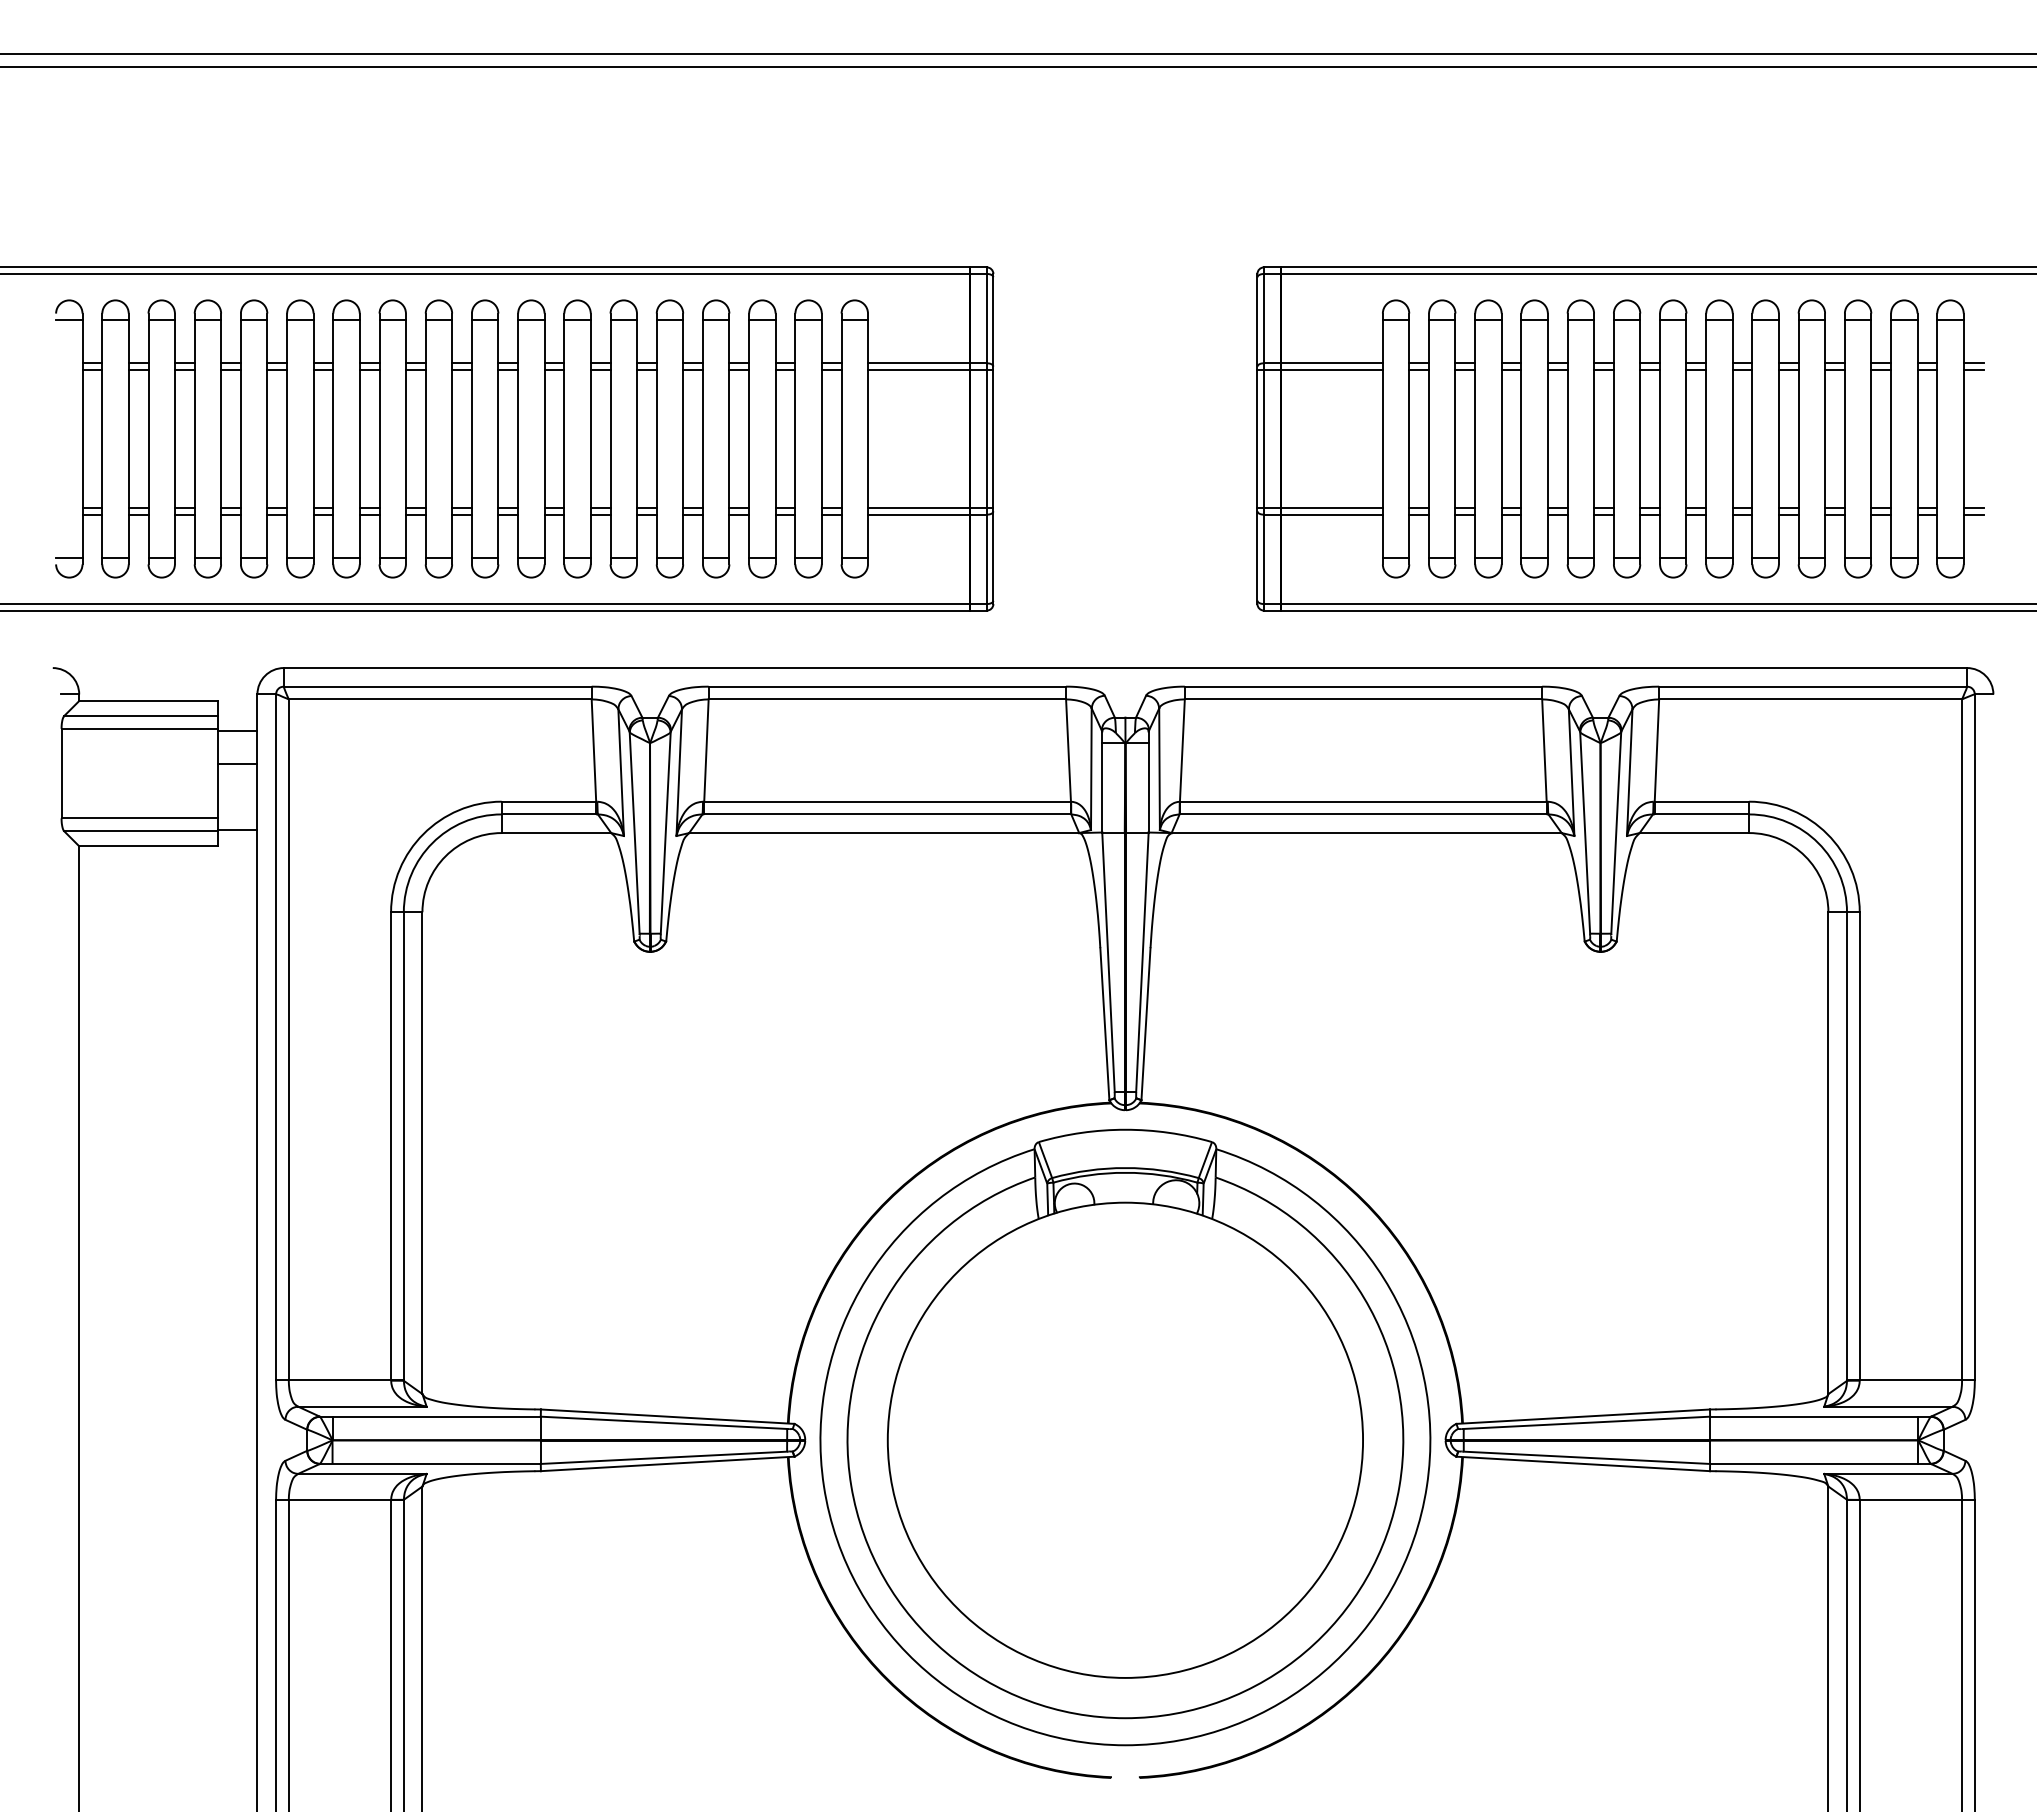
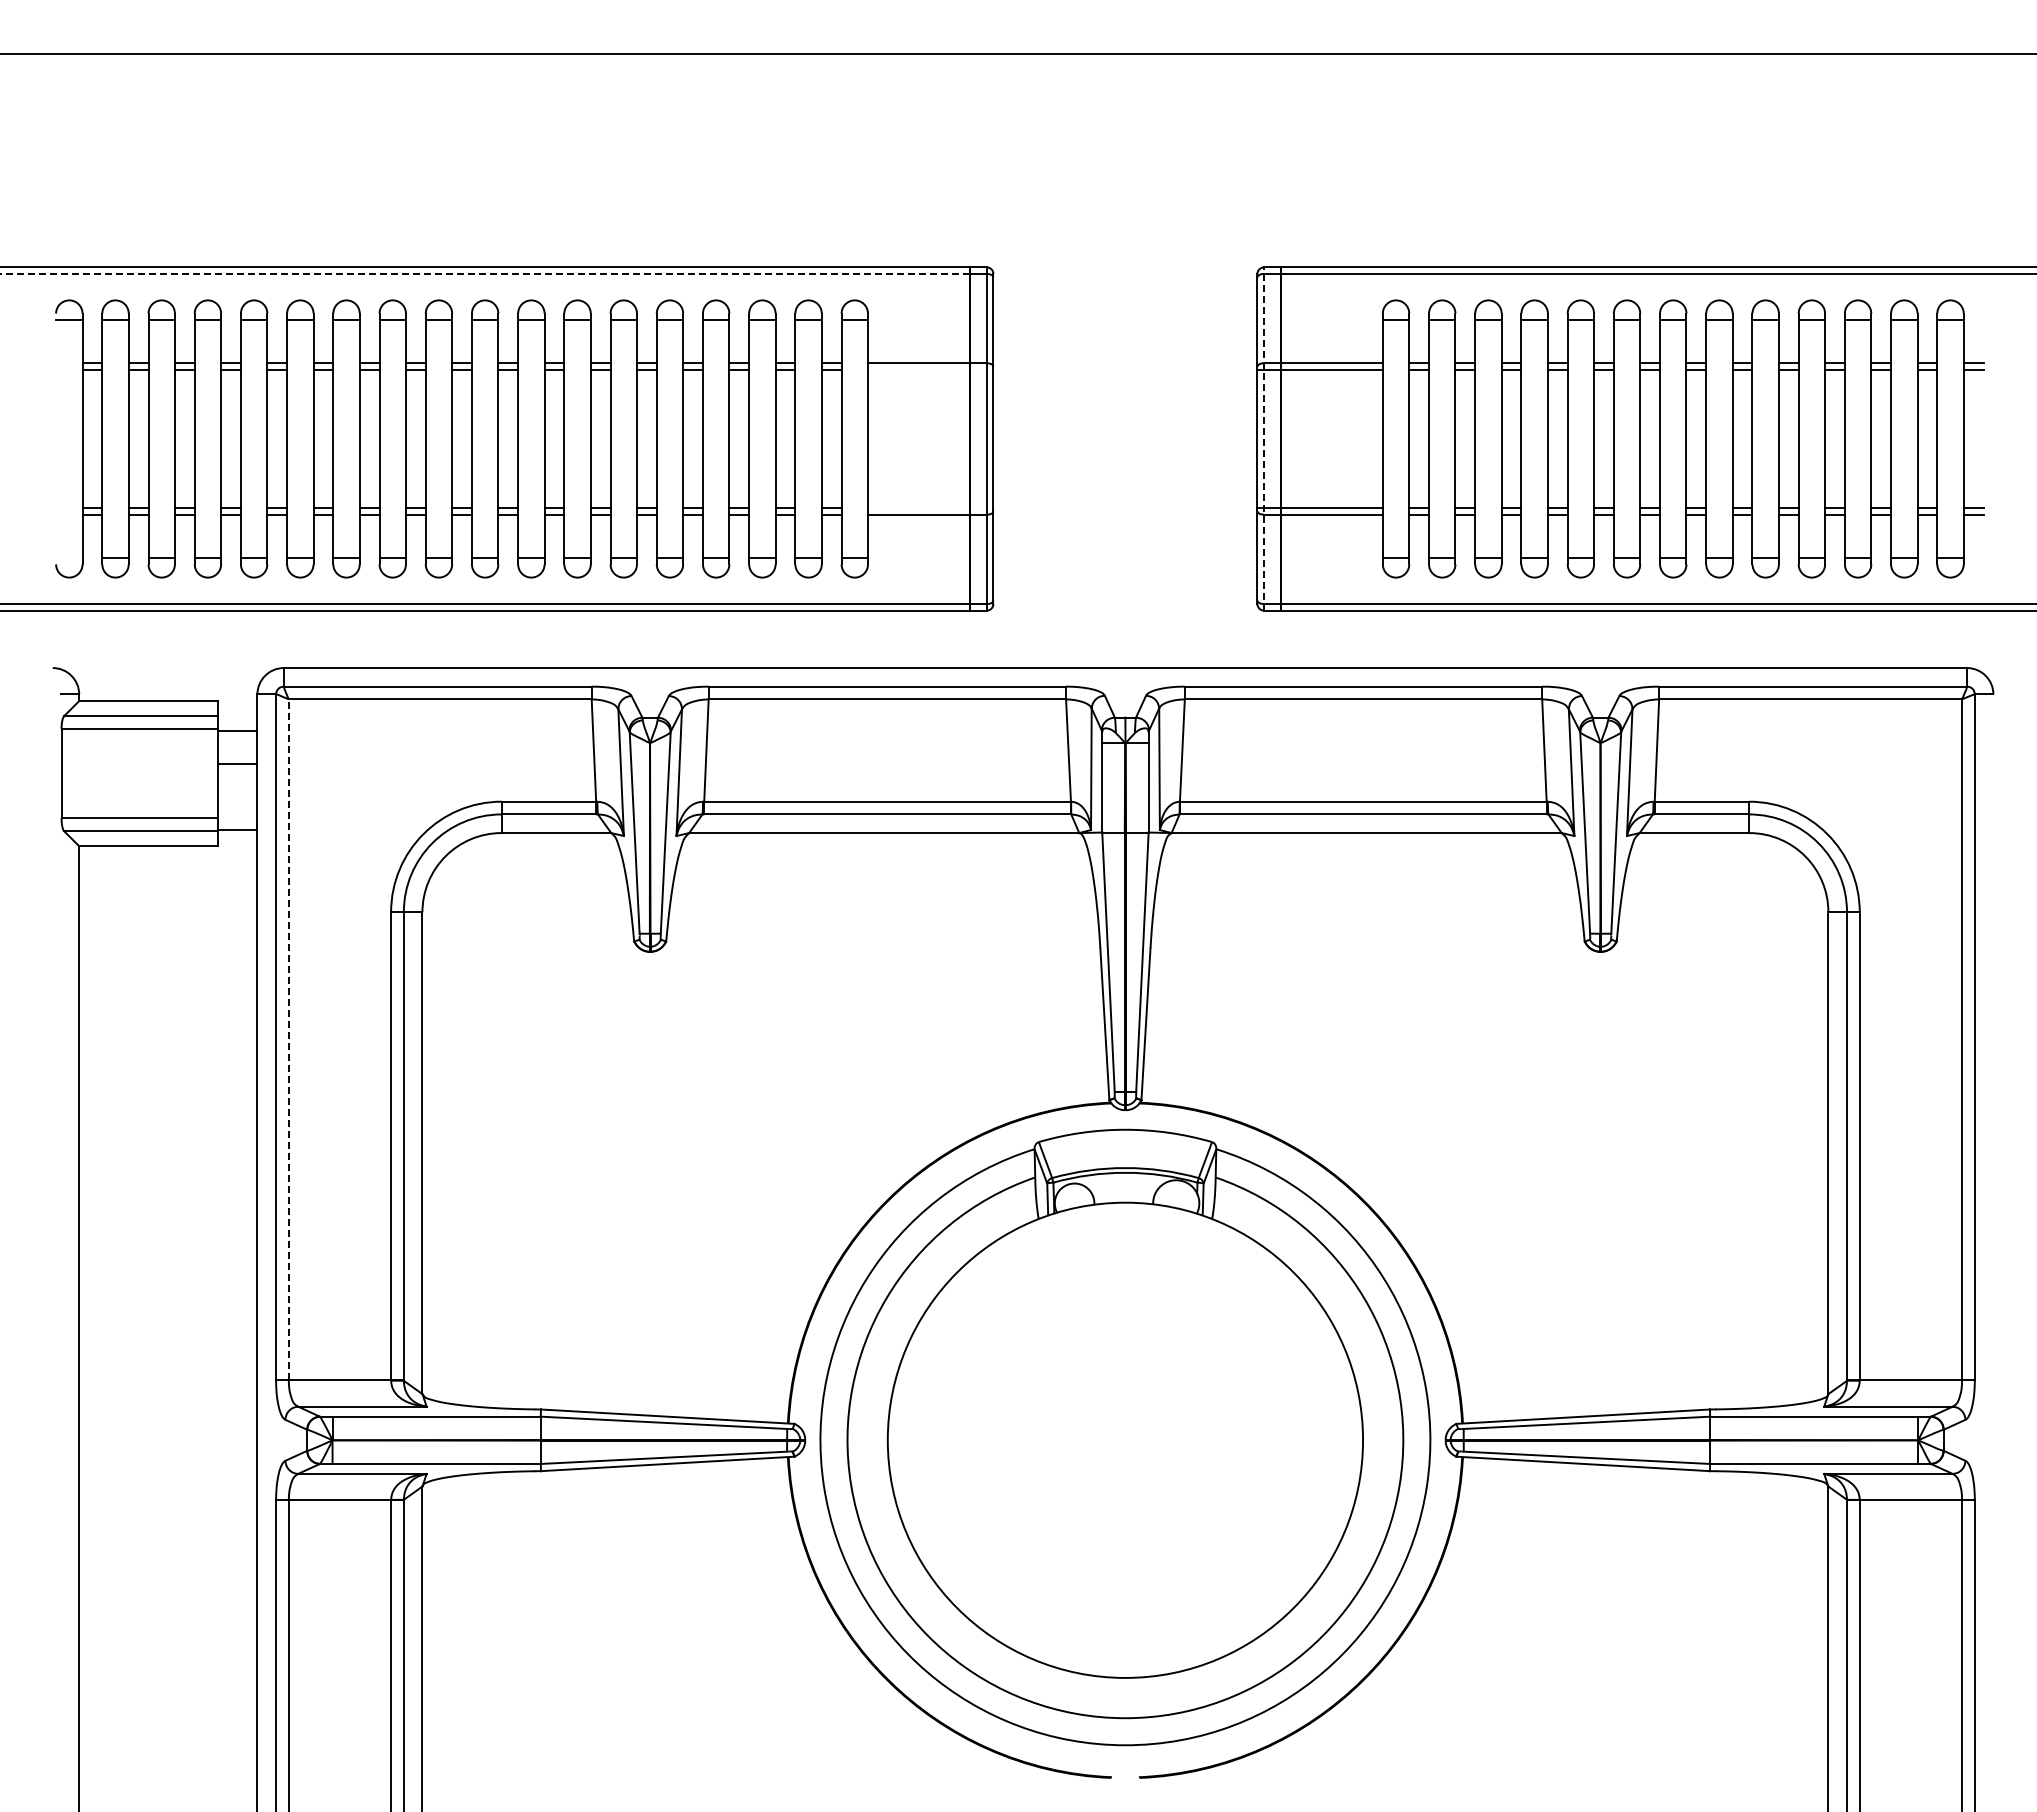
line: present -> none (1017, 67)
line: solid -> dashed (484, 273)
line: present -> none (930, 369)
line: solid -> dashed (1264, 439)
line: present -> none (930, 508)
line: present -> none (69, 557)
line: solid -> dashed (288, 1039)
